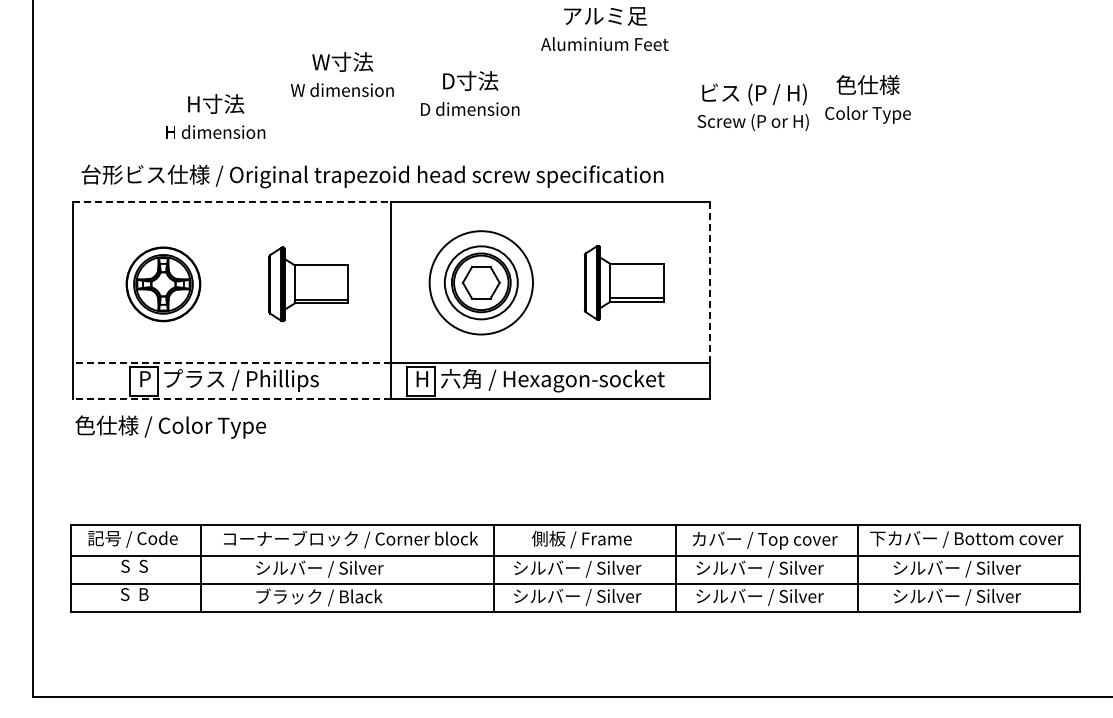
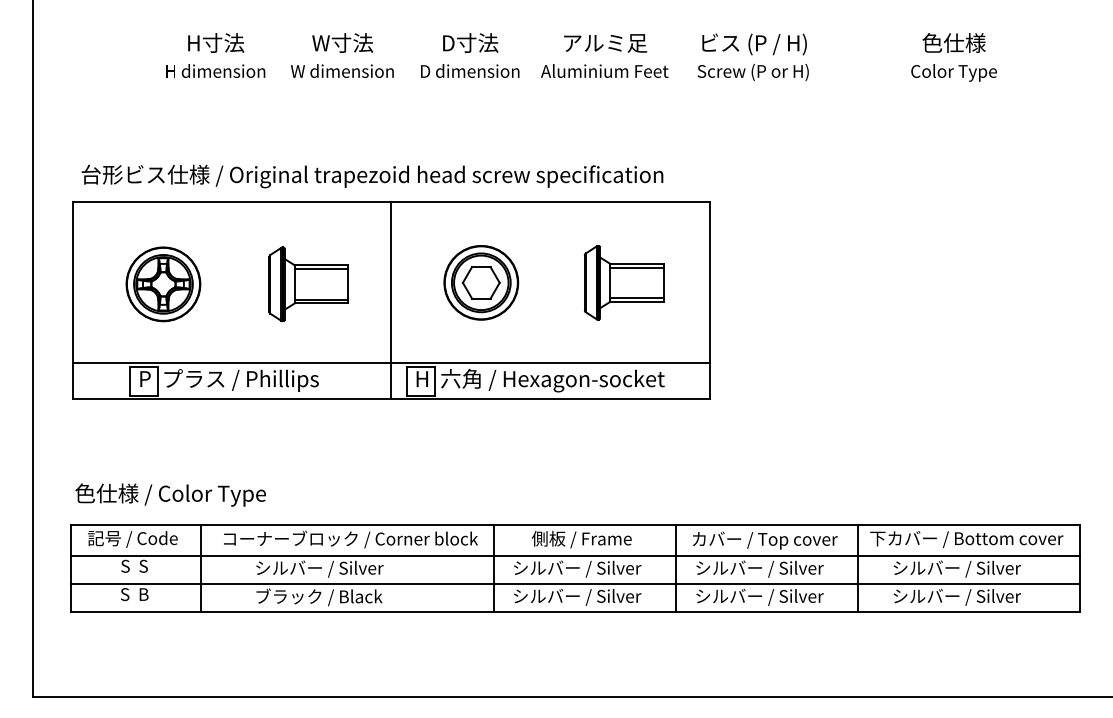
text position: (604, 28) -> (604, 55) (604, 55)
text position: (342, 74) -> (342, 55) (342, 55)
text position: (470, 93) -> (470, 55) (470, 55)
text position: (867, 99) -> (953, 57) (953, 57)
text position: (752, 106) -> (752, 56) (752, 56)
text position: (215, 116) -> (215, 55) (215, 55)
line: dashed -> solid (232, 202)
line: none -> present (636, 267)
line: none -> present (321, 269)
circle diameter: 103 px -> 74 px (481, 282)
line: dashed -> solid (709, 283)
line: dashed -> solid (231, 363)
line: dashed -> solid (231, 399)
text position: (170, 426) -> (170, 494) (170, 494)
